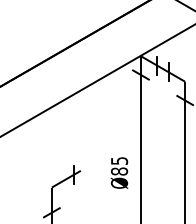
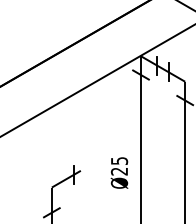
text: Ø85 -> Ø25 (119, 171)
